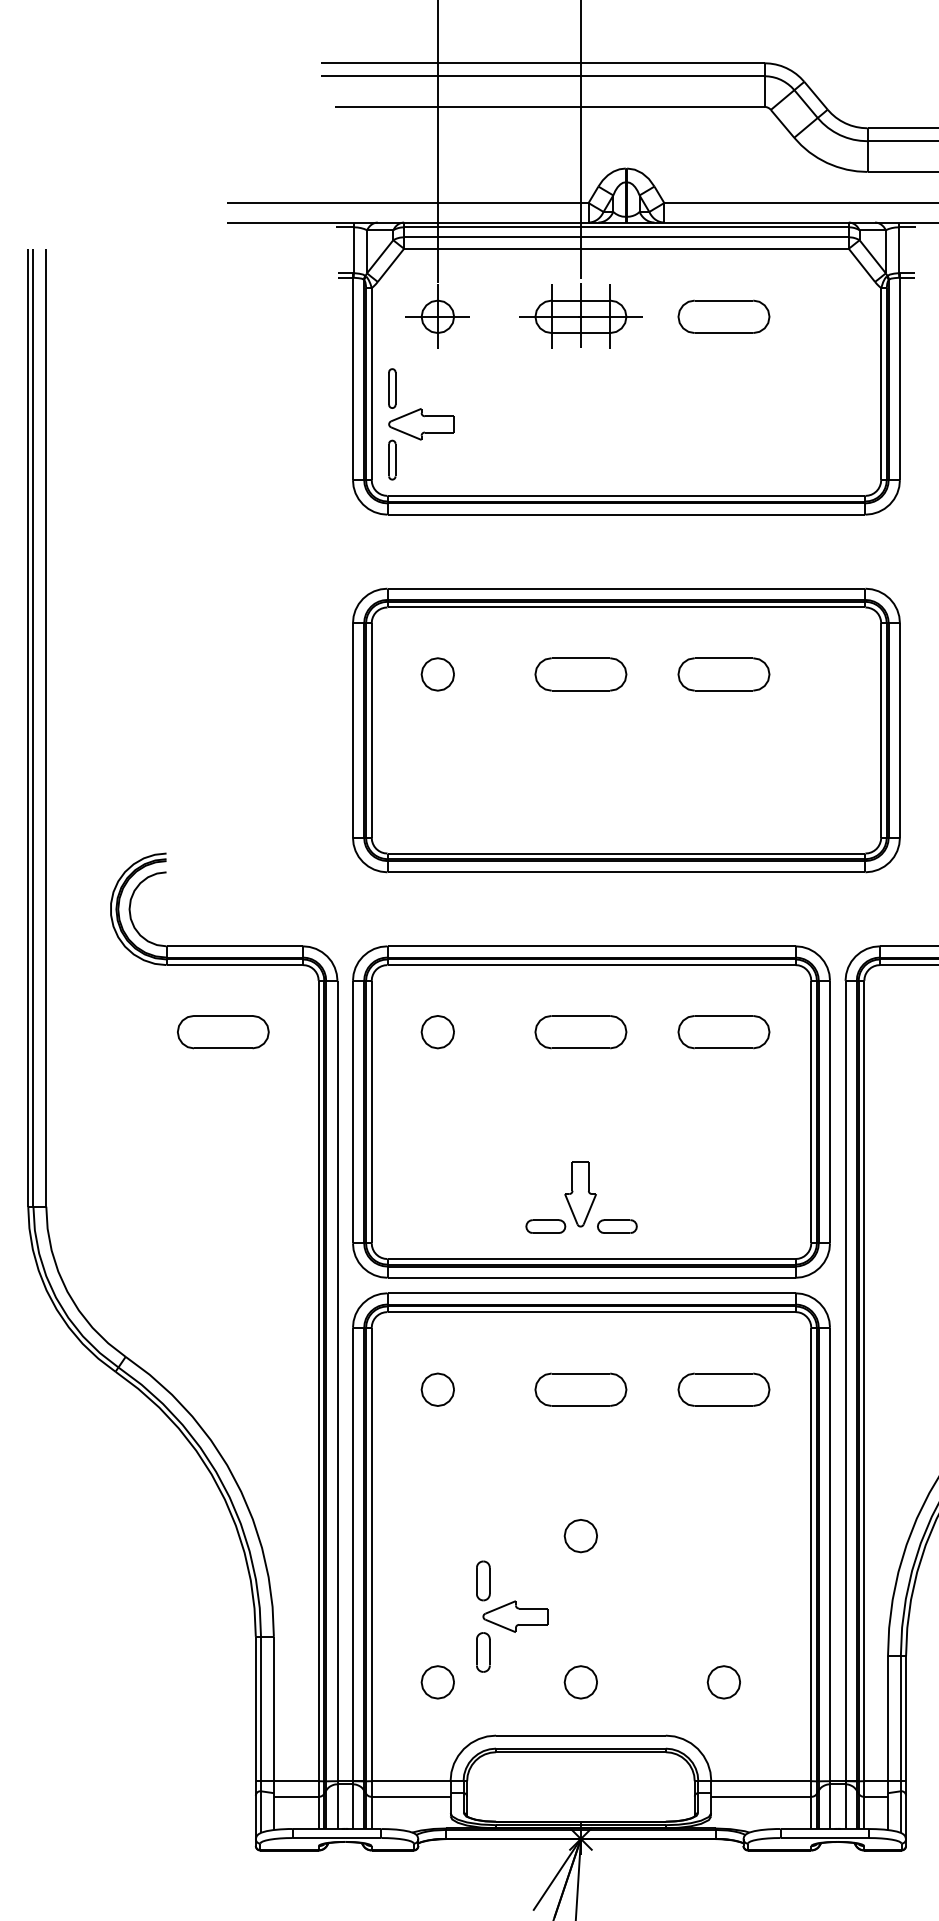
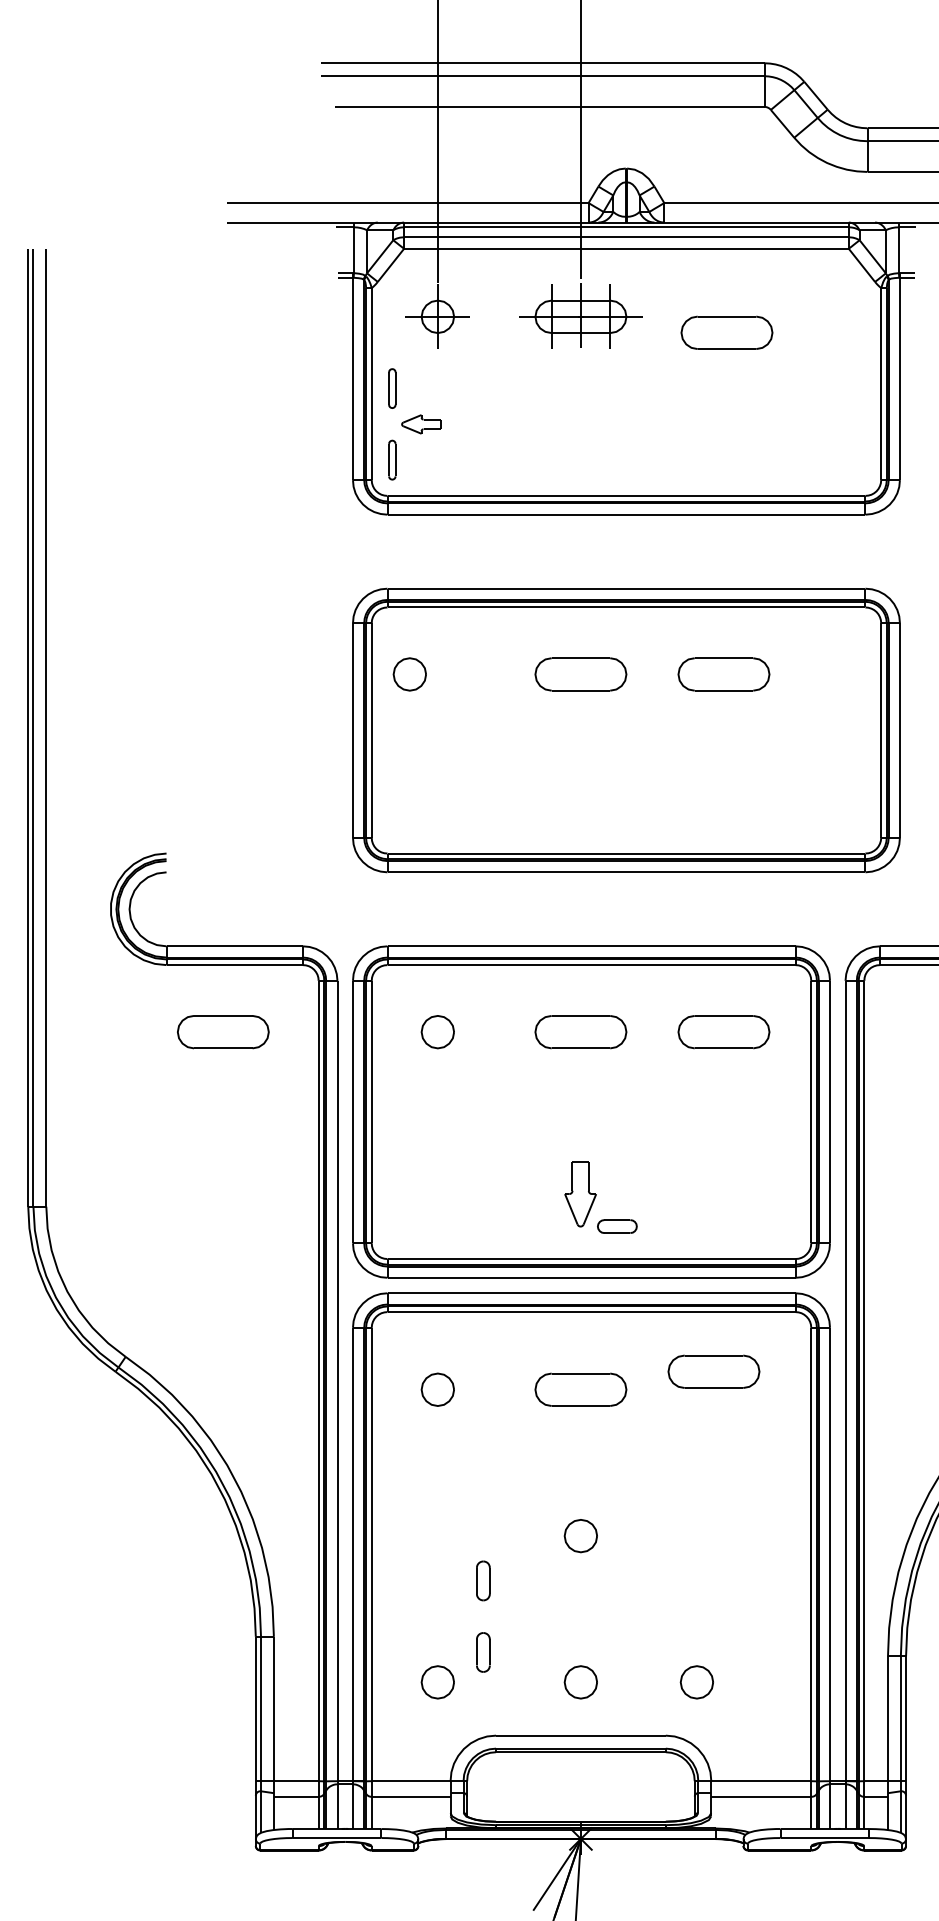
part position: (723, 316) -> (726, 332) (726, 332)
part size: 67x33 px -> 41x21 px (421, 424)
part position: (437, 674) -> (409, 674) (409, 674)
part: present -> none (545, 1226)
part position: (723, 1389) -> (713, 1371) (713, 1371)
part: present -> none (515, 1616)
part position: (723, 1682) -> (696, 1682) (696, 1682)
